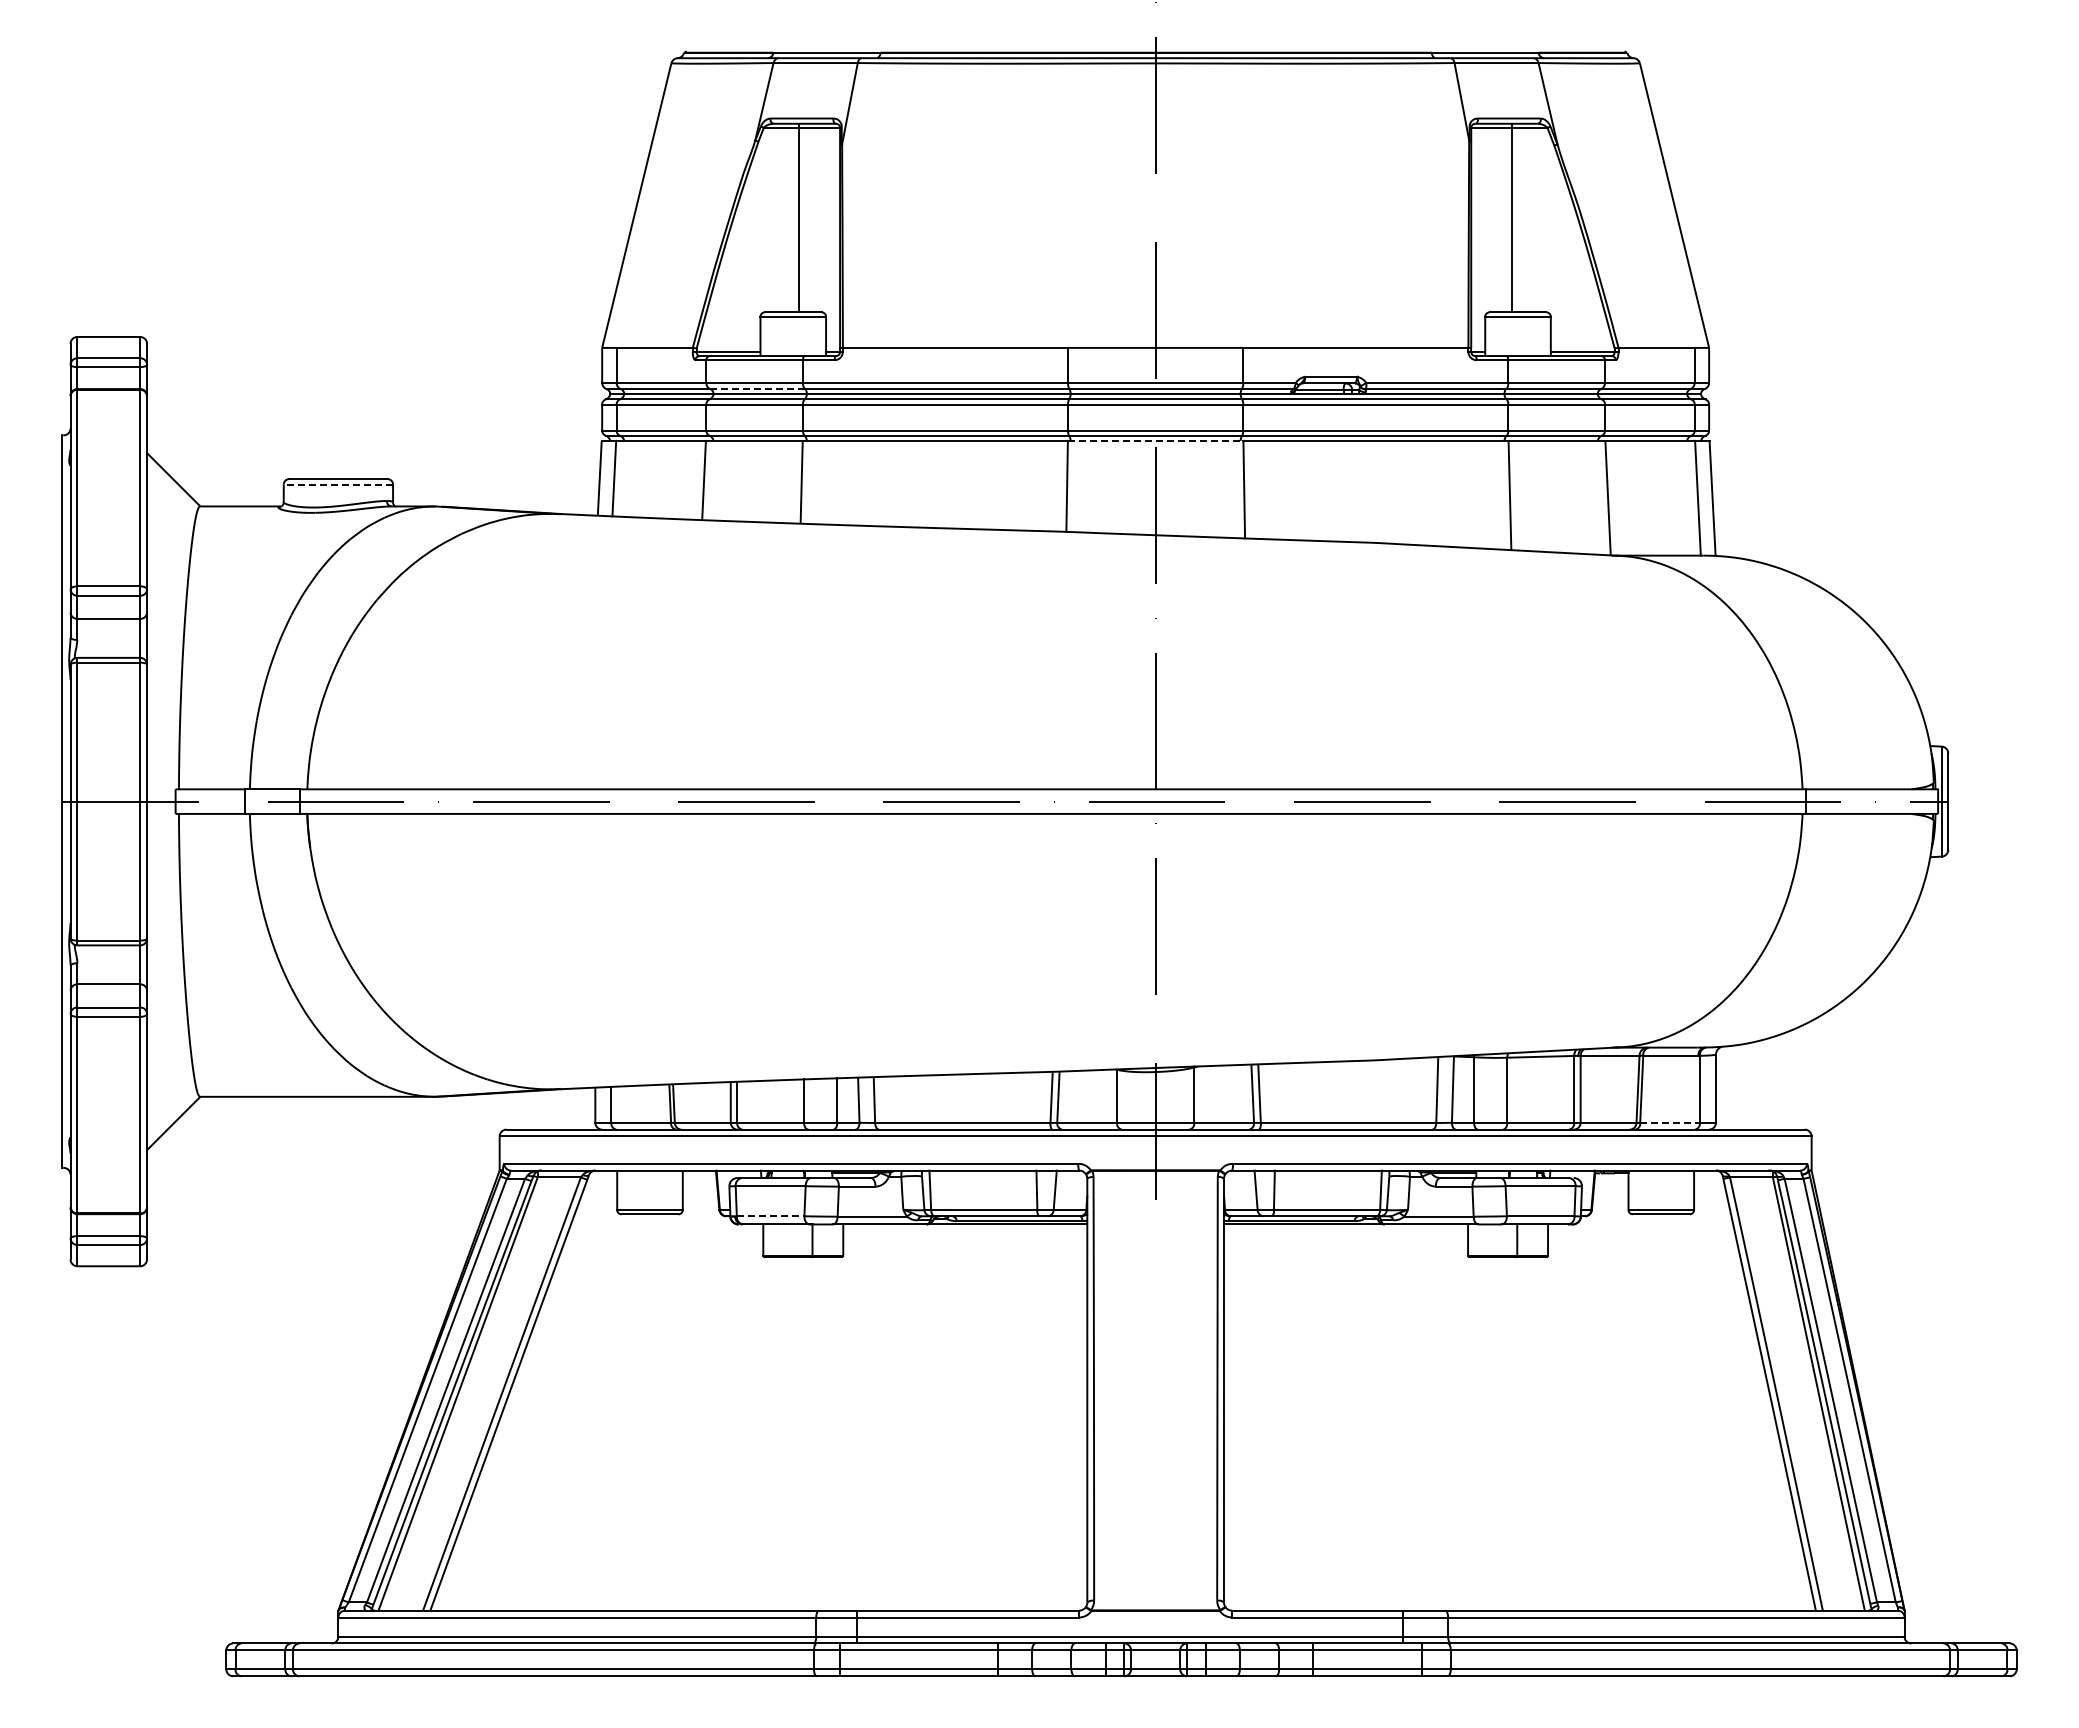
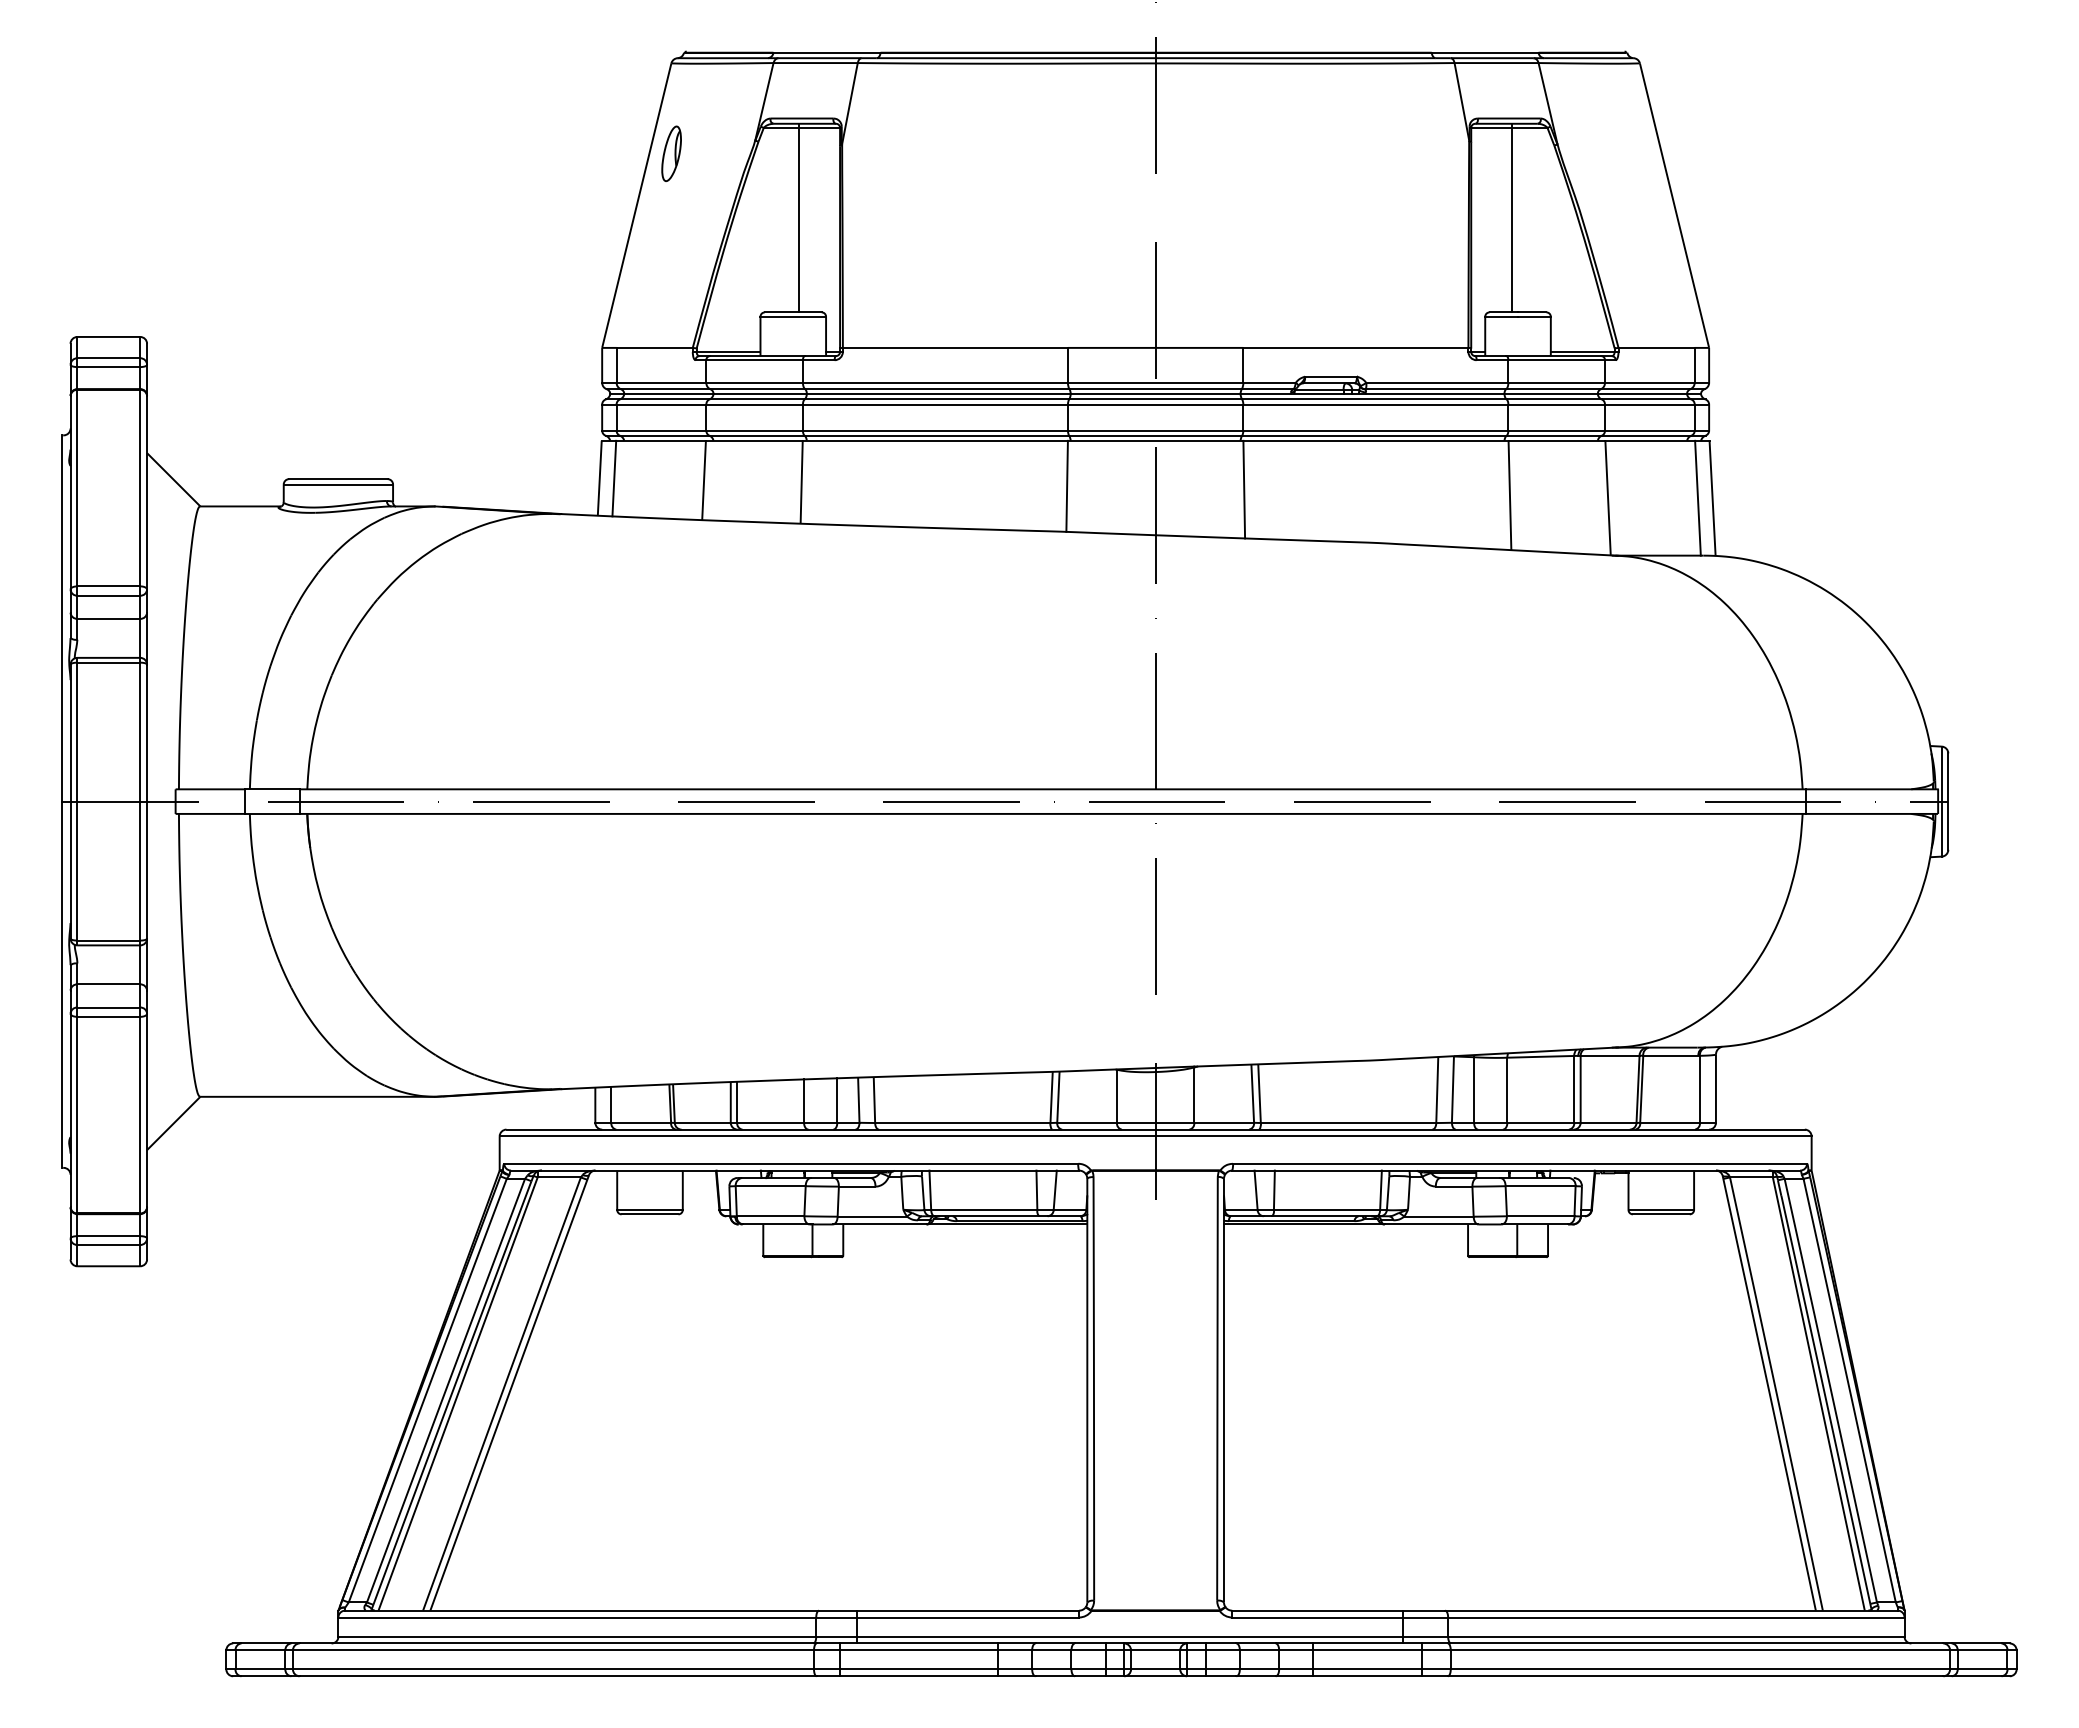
part: none -> present (671, 153)
line: dashed -> solid (757, 389)
line: dashed -> solid (1155, 440)
line: dashed -> solid (338, 484)
line: dashed -> solid (1670, 1122)
line: dashed -> solid (770, 1216)
